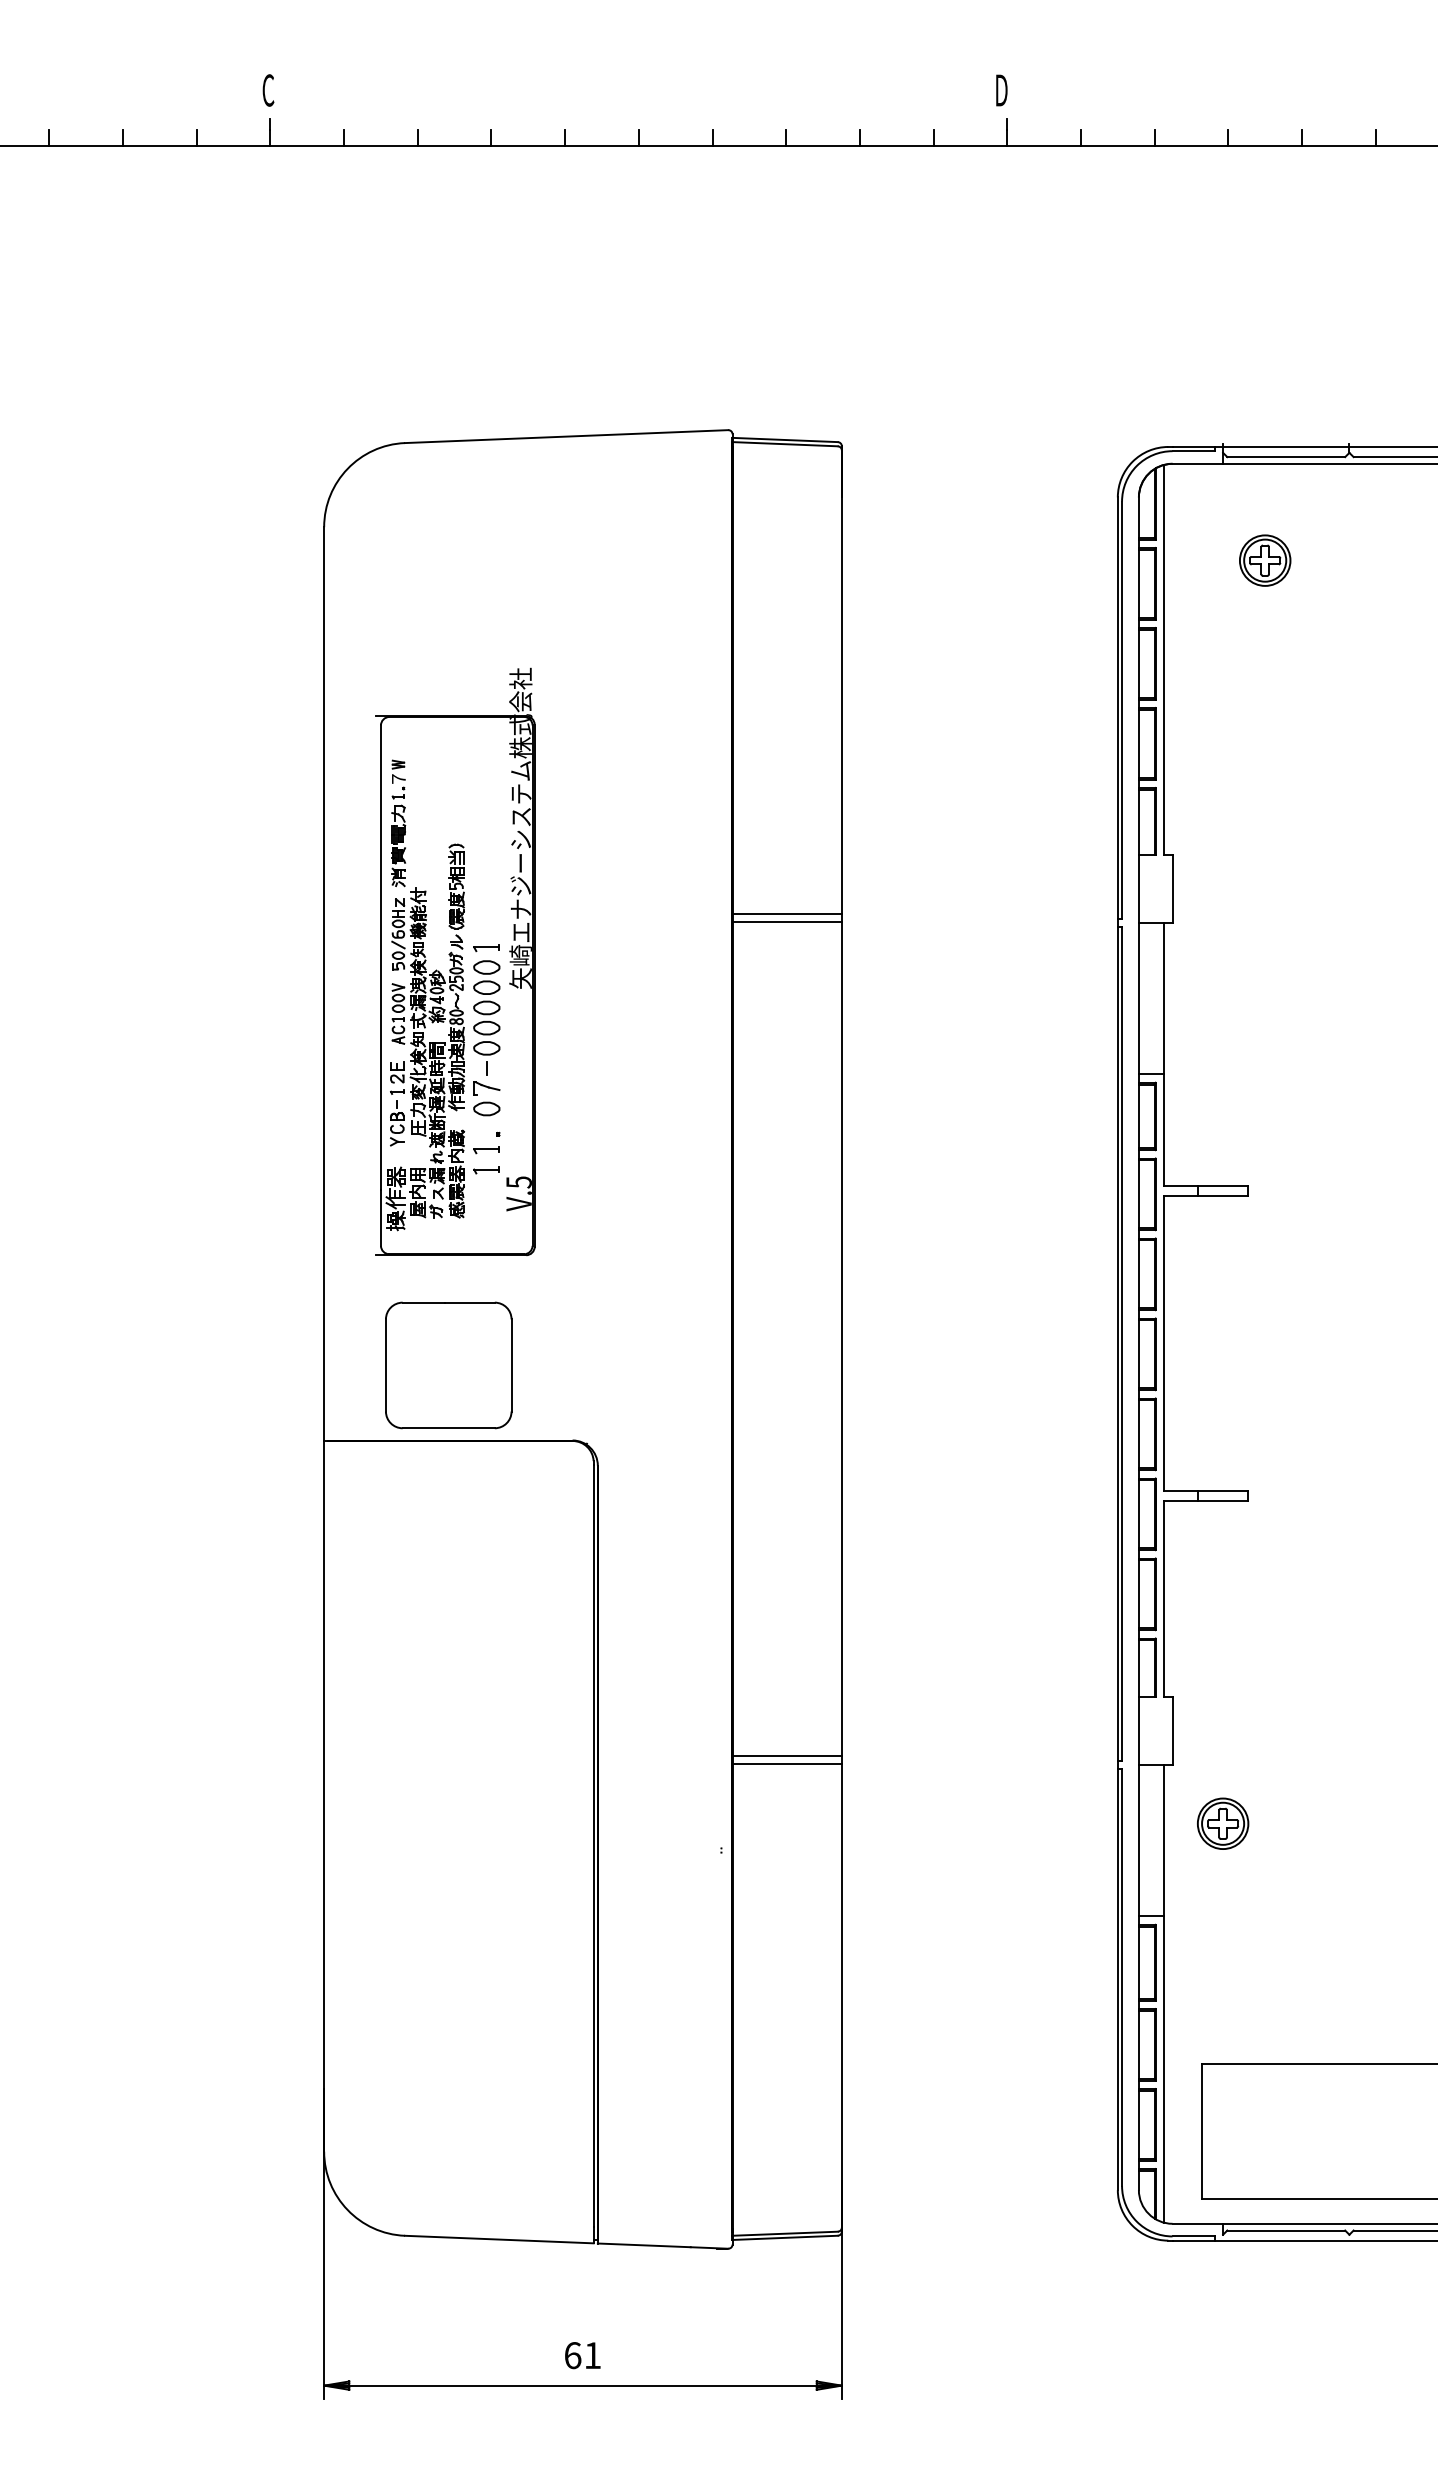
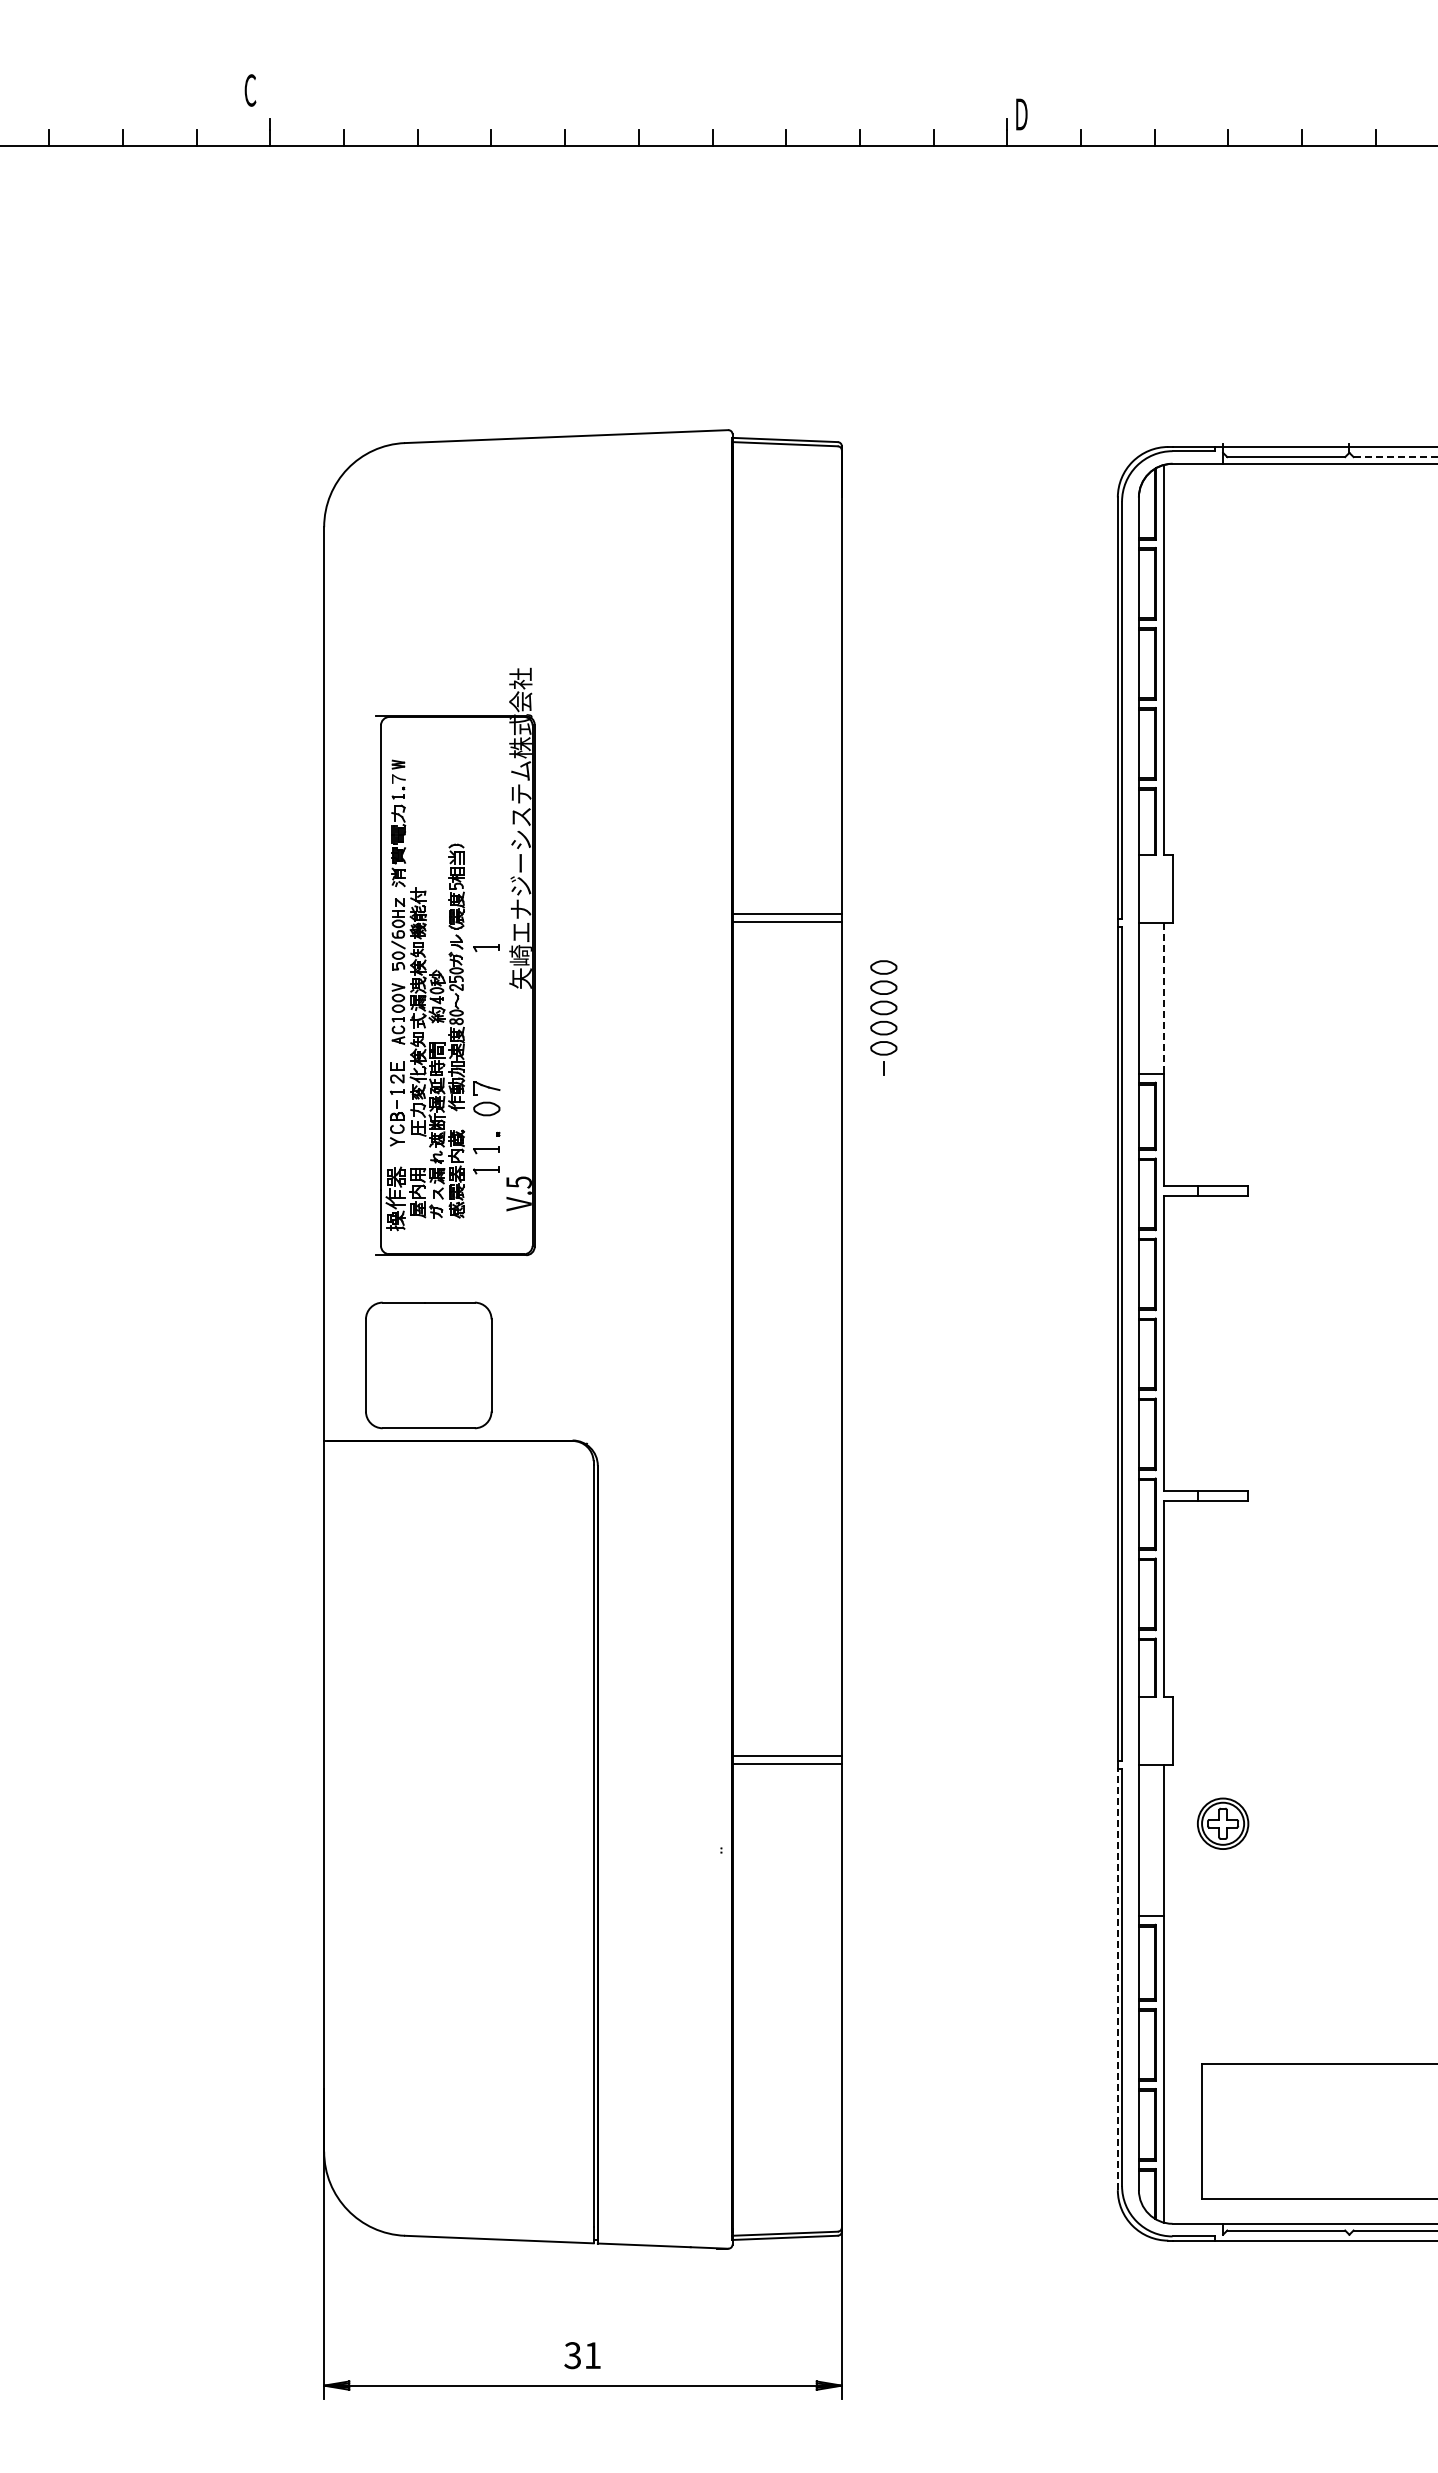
text position: (268, 90) -> (250, 90) (250, 90)
text position: (1001, 90) -> (1021, 114) (1021, 114)
line: solid -> dashed (1395, 457)
part: present -> none (1265, 560)
line: solid -> dashed (1164, 998)
part position: (486, 1017) -> (883, 1017) (883, 1017)
part position: (448, 1365) -> (428, 1365) (428, 1365)
line: solid -> dashed (1117, 1979)
text: 61 -> 31 (572, 2355)
